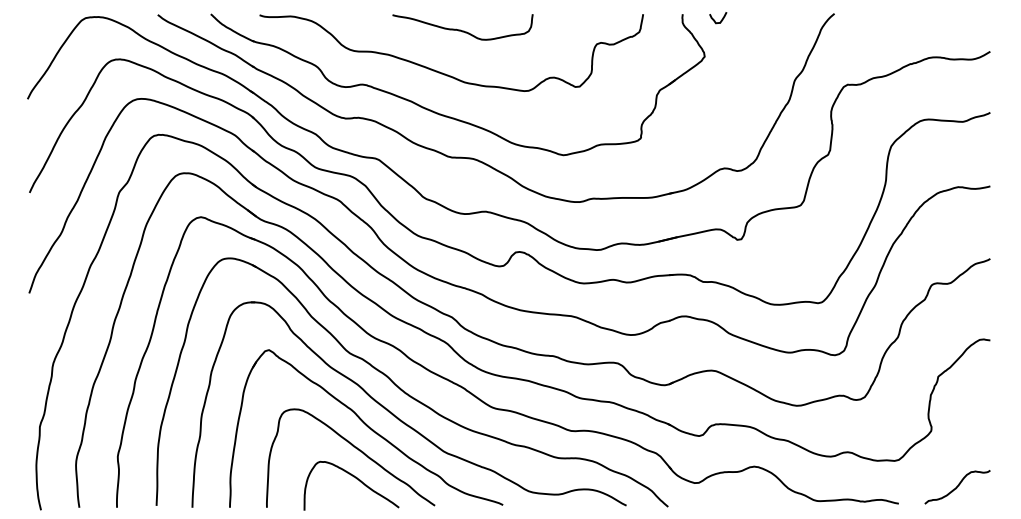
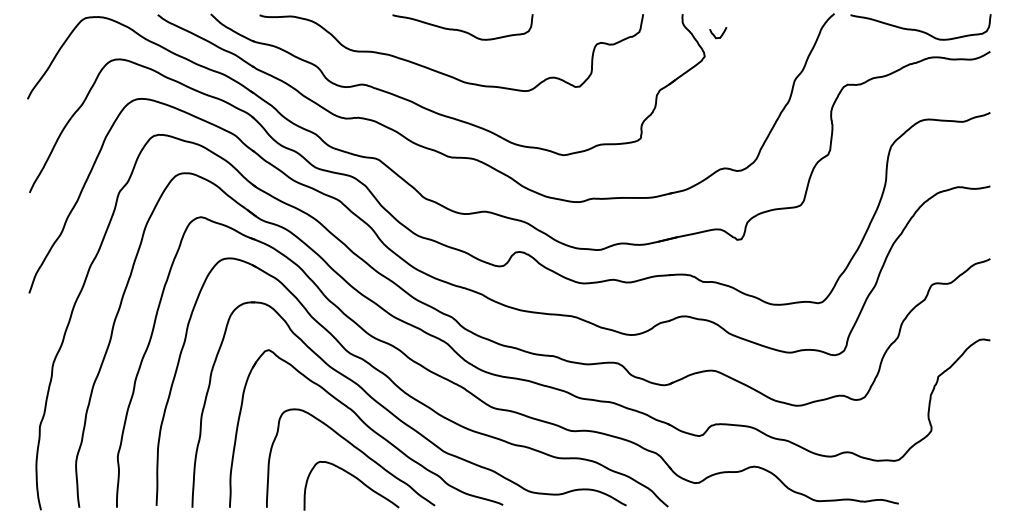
curve position: (720, 20) -> (720, 35) (720, 35)
curve: none -> present (918, 29)
curve: present -> none (957, 487)
